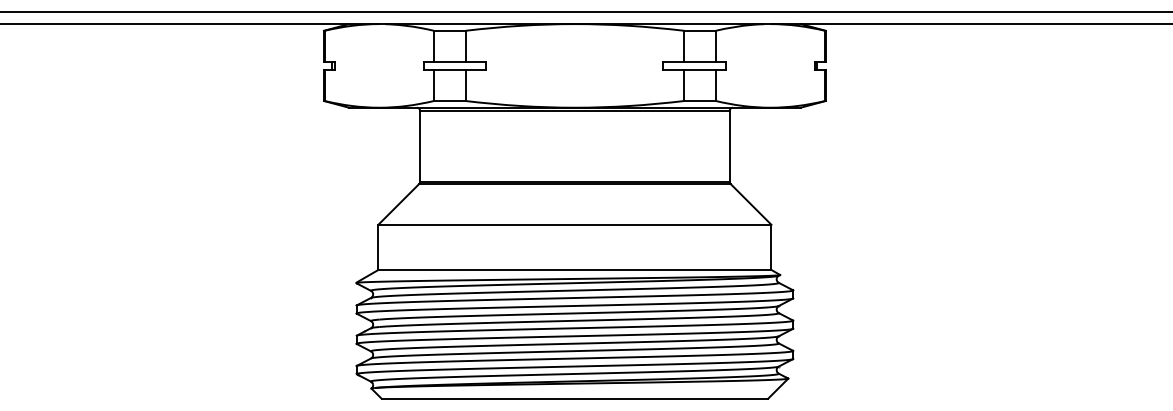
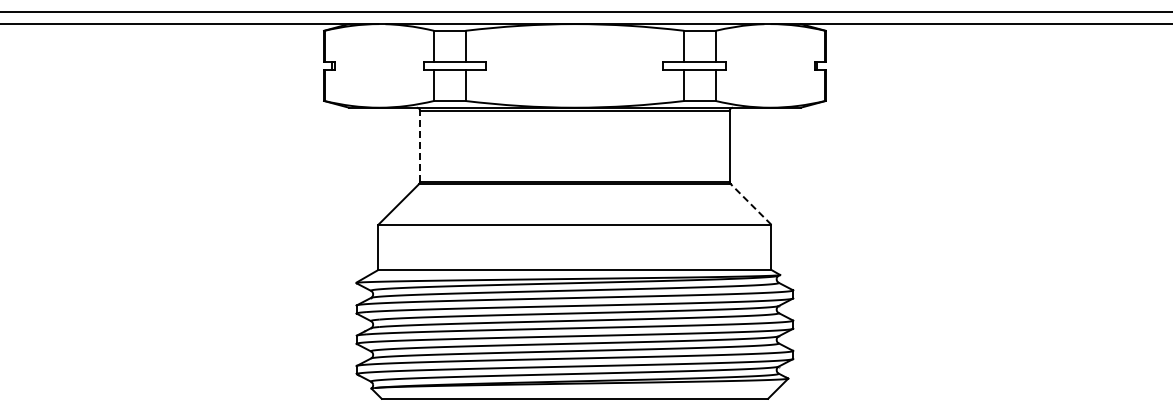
line: solid -> dashed (420, 145)
line: solid -> dashed (751, 204)
